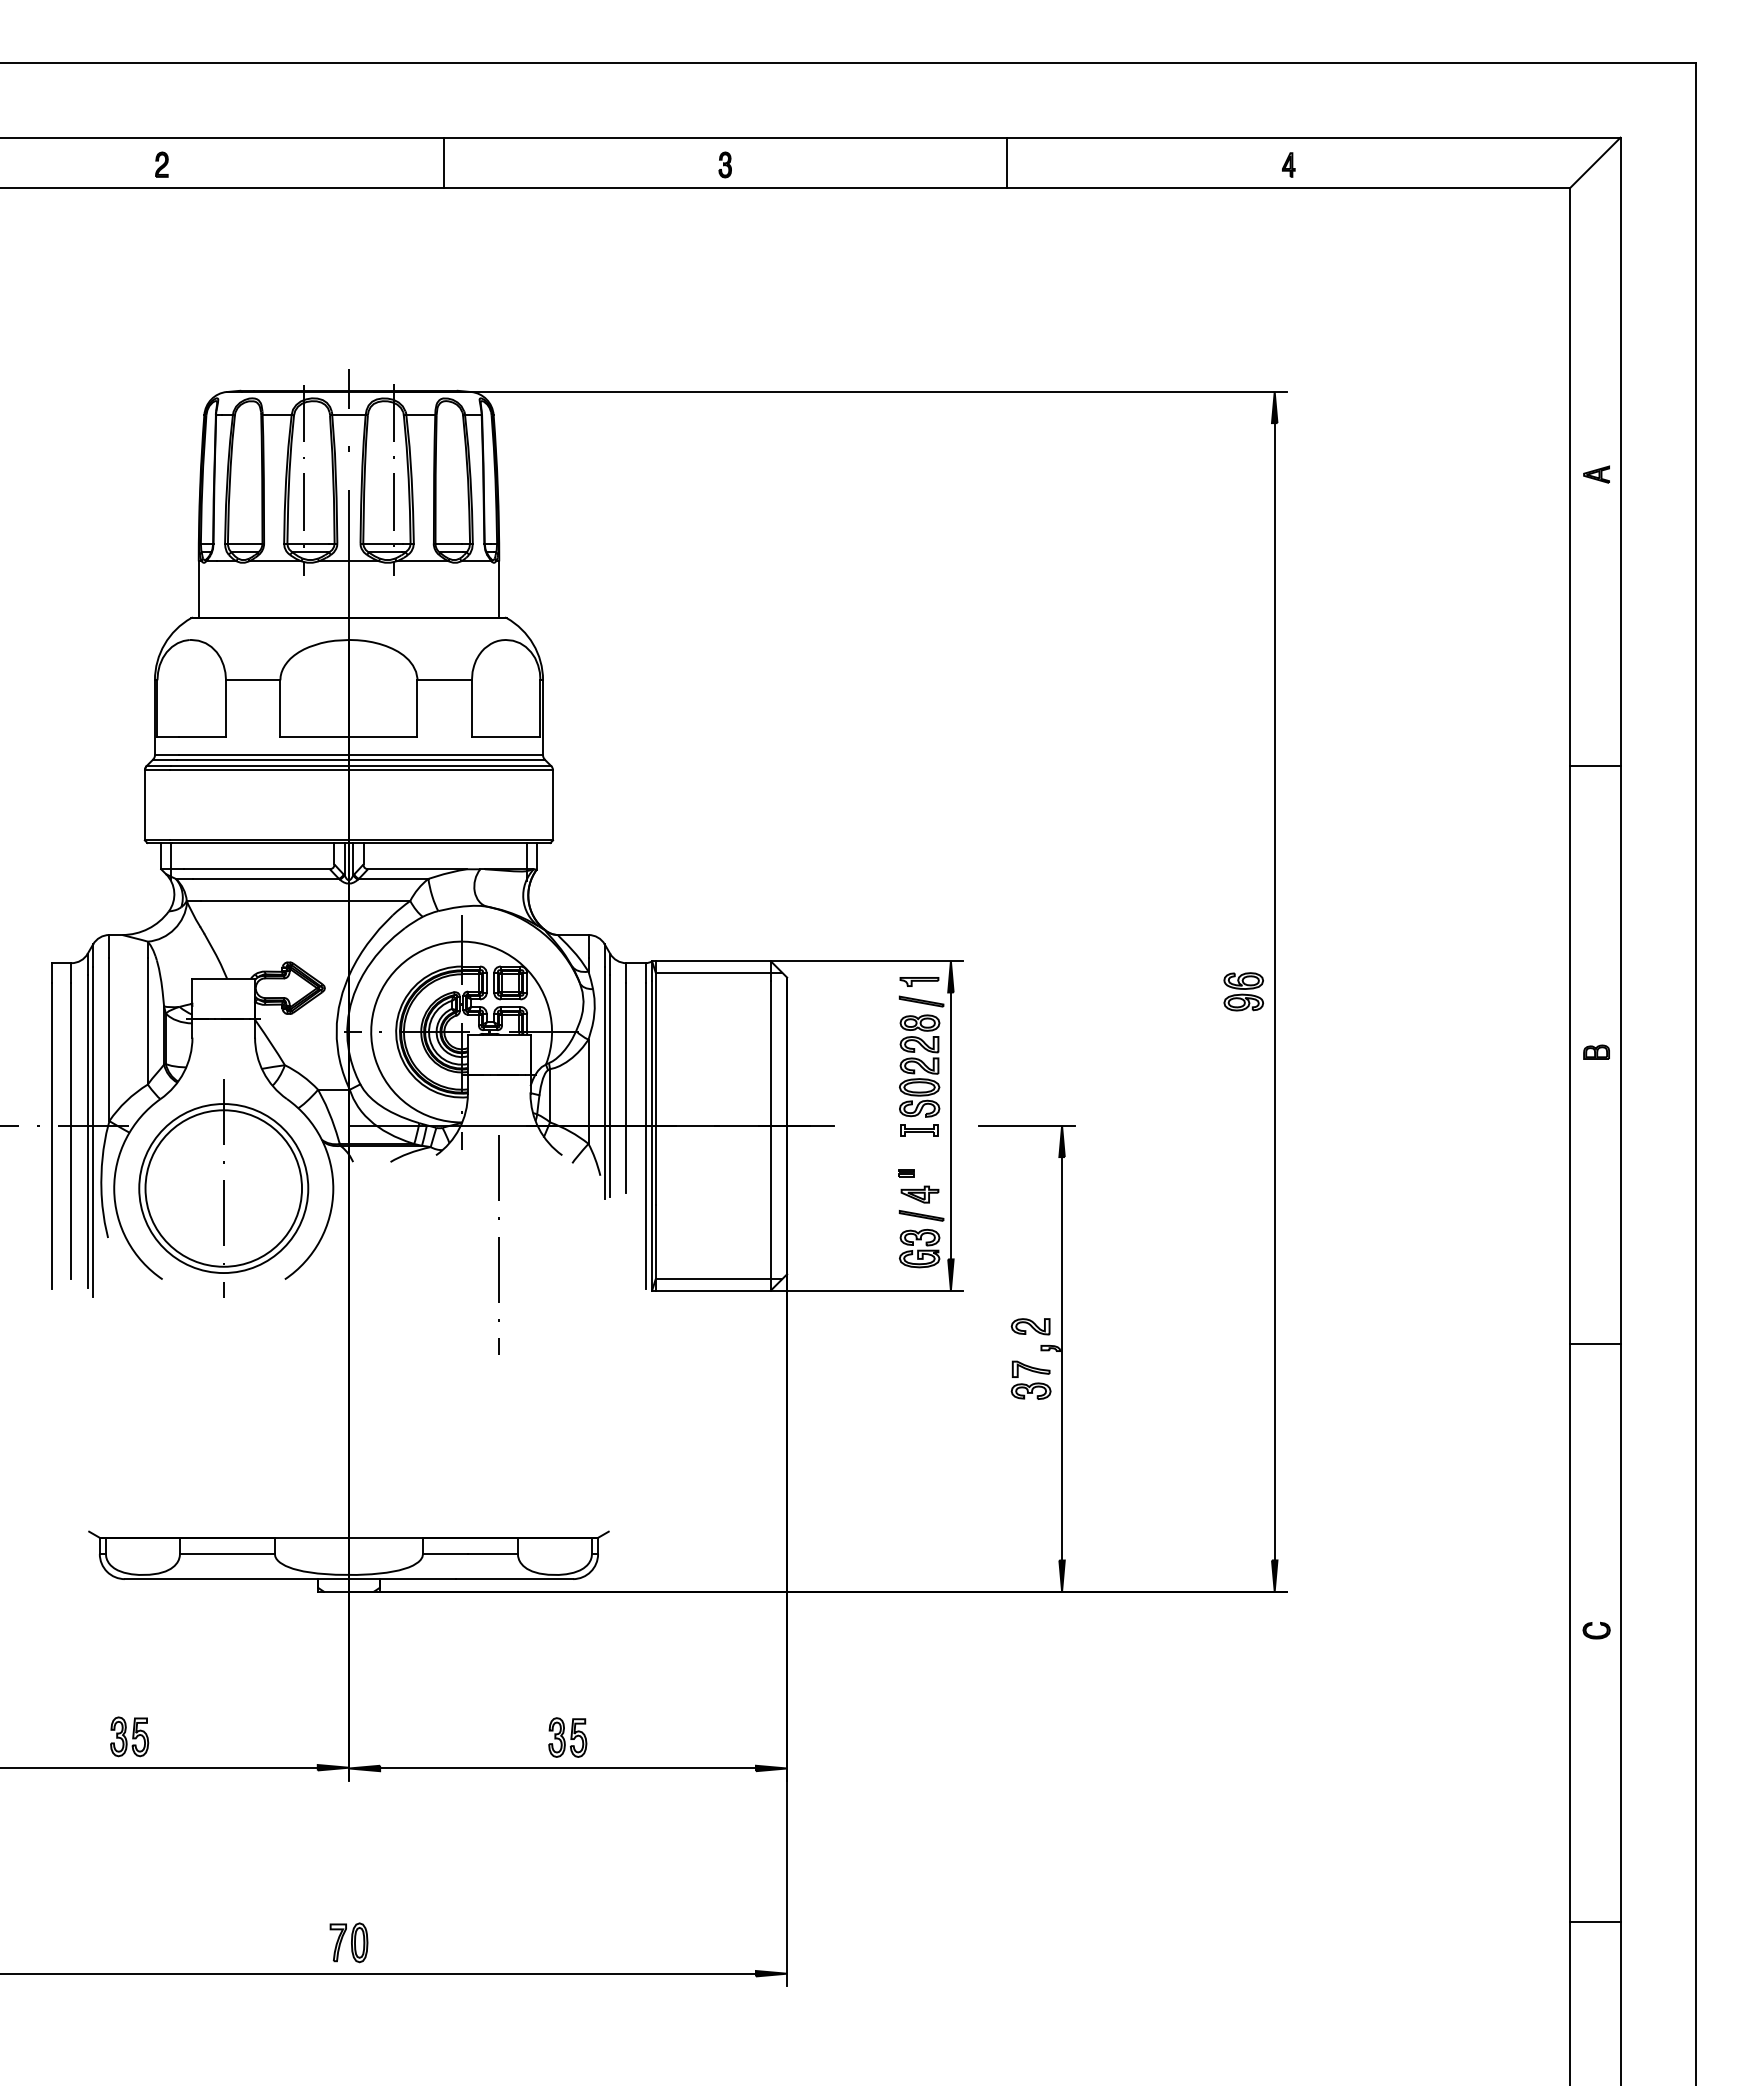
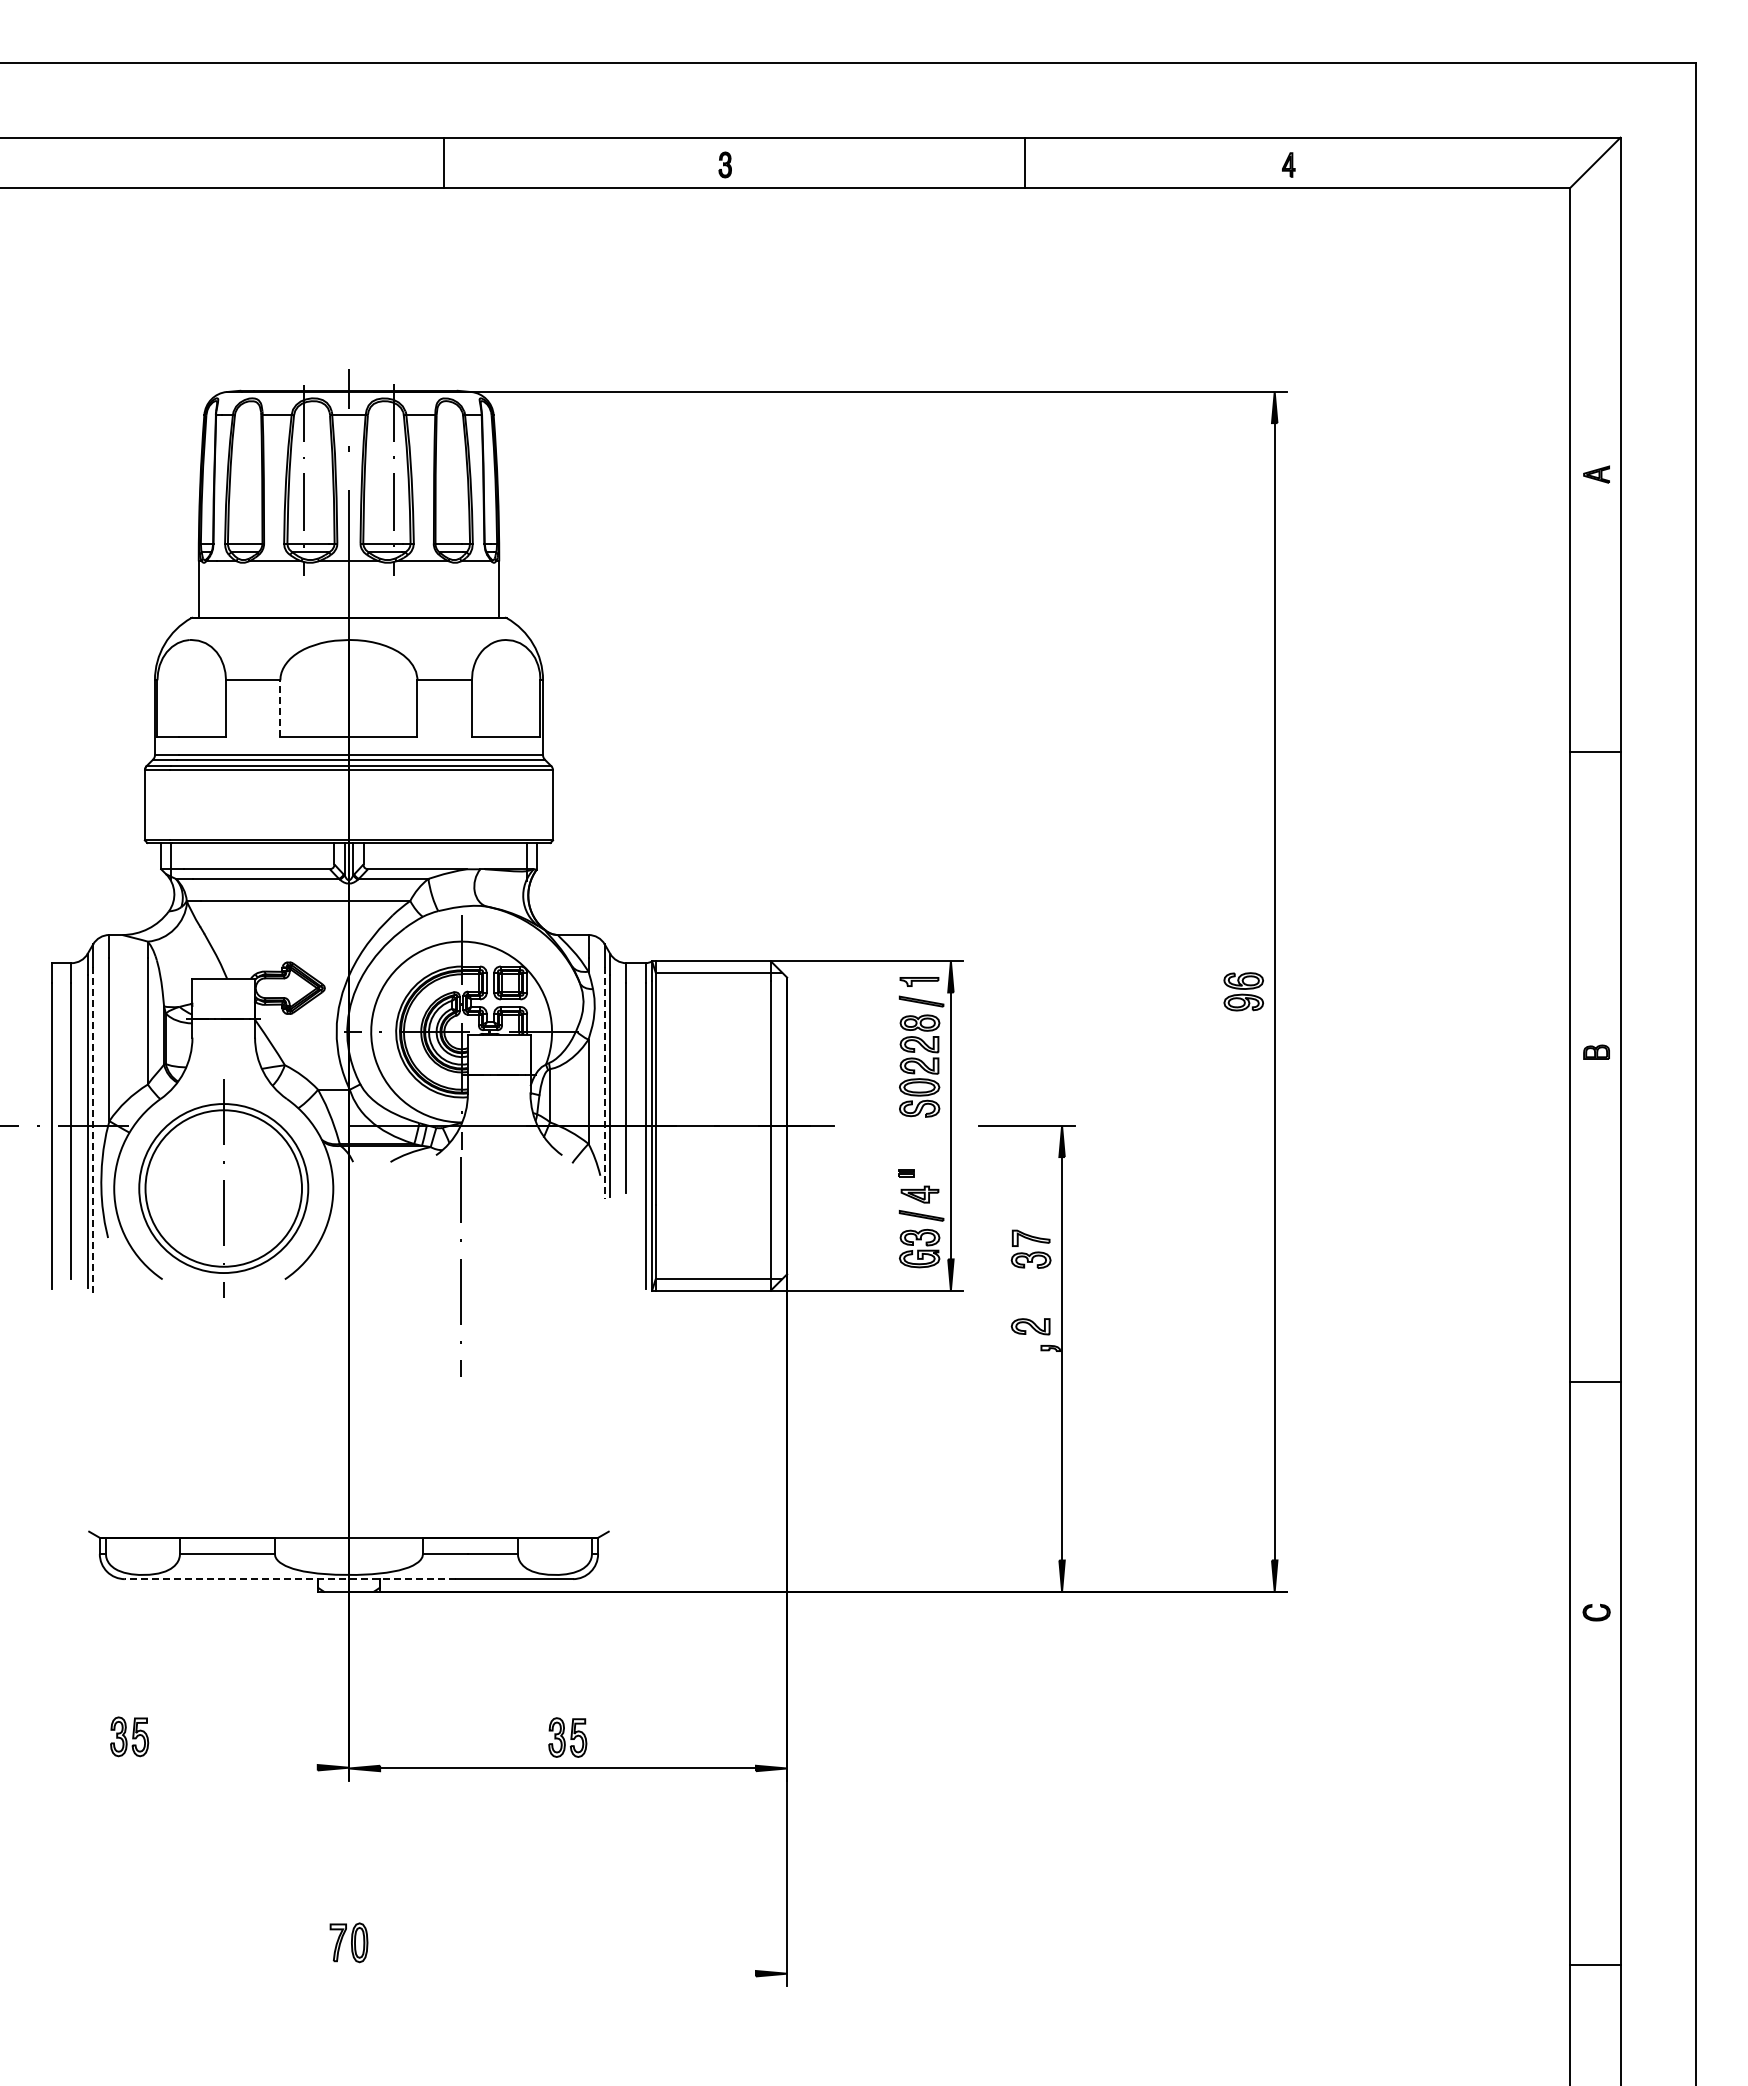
line position: (1007, 162) -> (1025, 162) (1025, 162)
part: present -> none (161, 164)
line: solid -> dashed (280, 707)
line position: (1595, 765) -> (1595, 751) (1595, 751)
line: solid -> dashed (604, 1083)
part: present -> none (919, 1130)
line: solid -> dashed (93, 1132)
line position: (498, 1244) -> (460, 1266) (460, 1266)
line position: (1595, 1343) -> (1595, 1381) (1595, 1381)
part position: (1030, 1379) -> (1030, 1248) (1030, 1248)
line: solid -> dashed (290, 1579)
part position: (1596, 1630) -> (1596, 1612) (1596, 1612)
line: present -> none (159, 1767)
line position: (1595, 1921) -> (1595, 1964) (1595, 1964)
line: present -> none (378, 1973)
